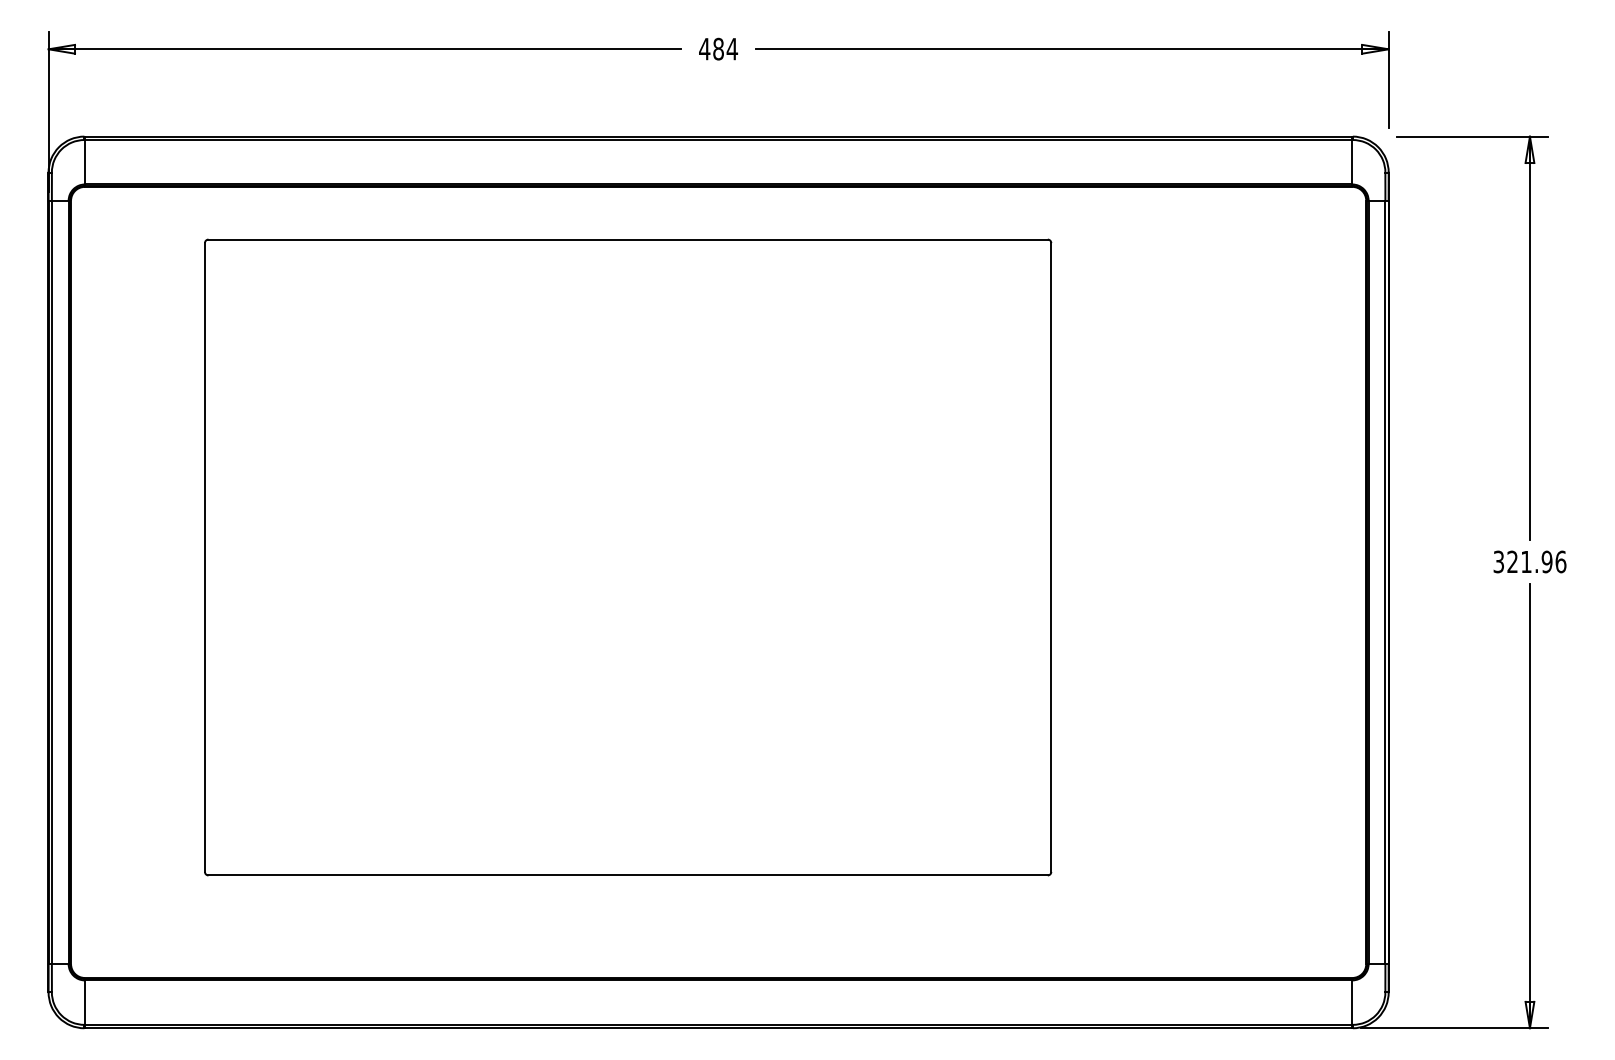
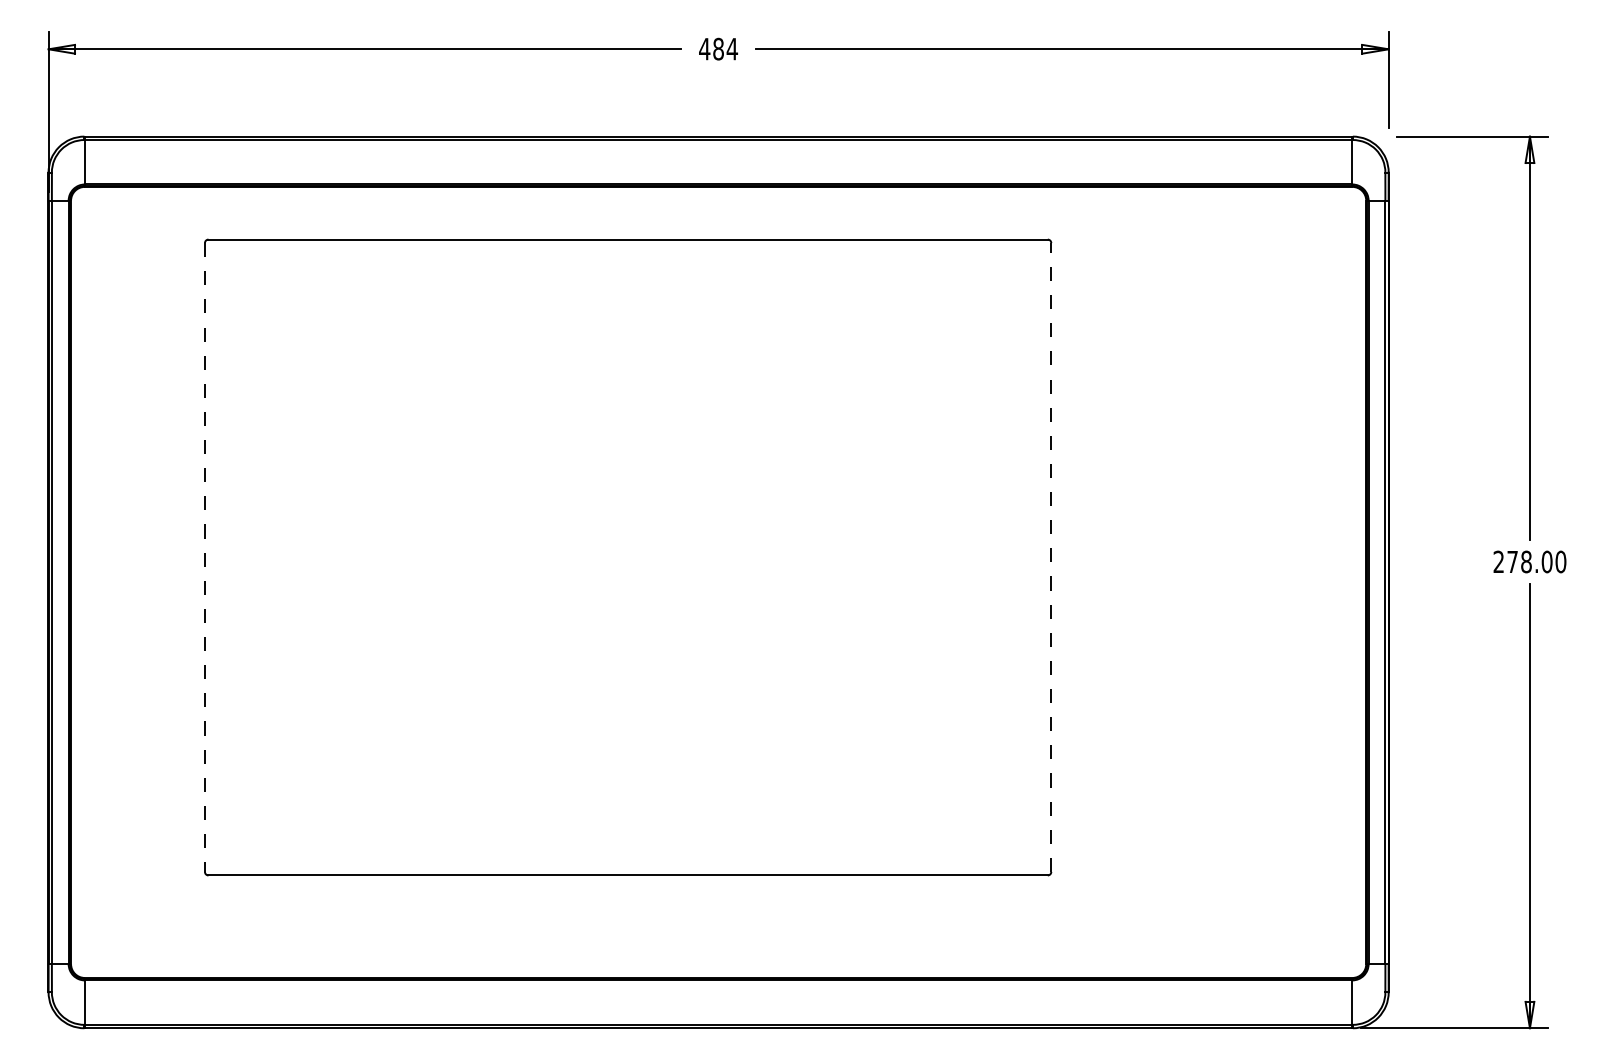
line: solid -> dashed (1051, 557)
line: solid -> dashed (204, 558)
text: 321.96 -> 278.00 (1529, 561)
